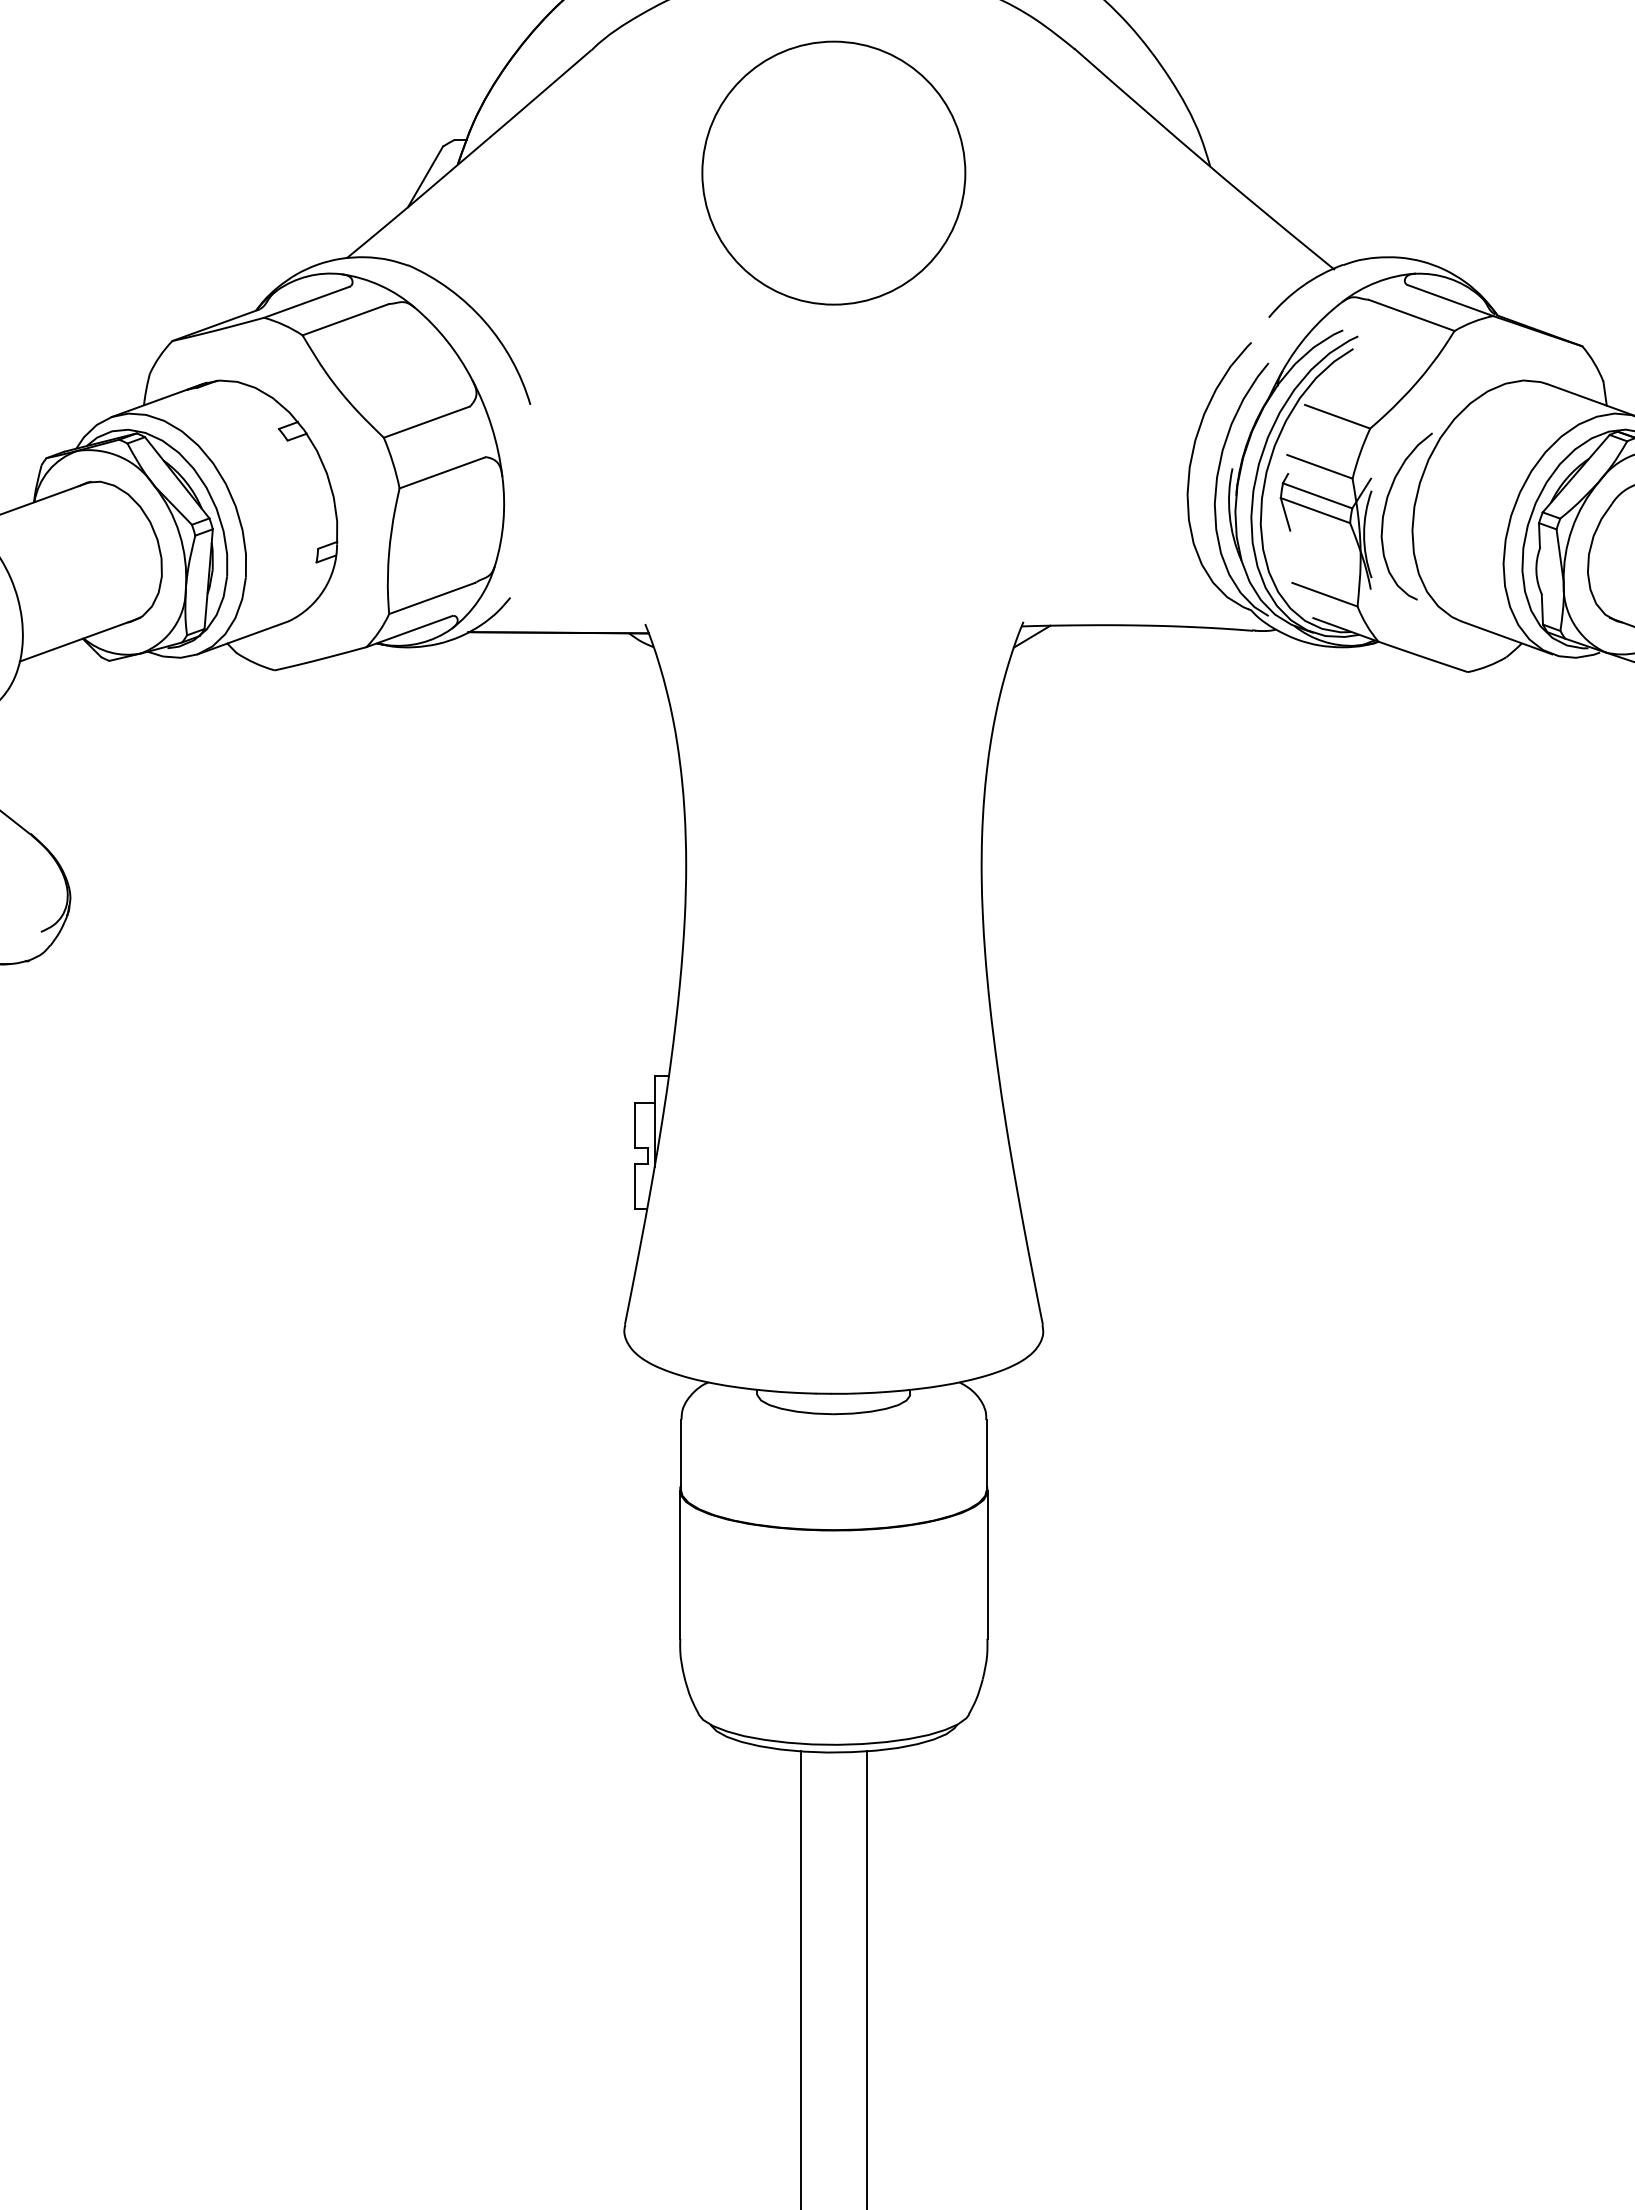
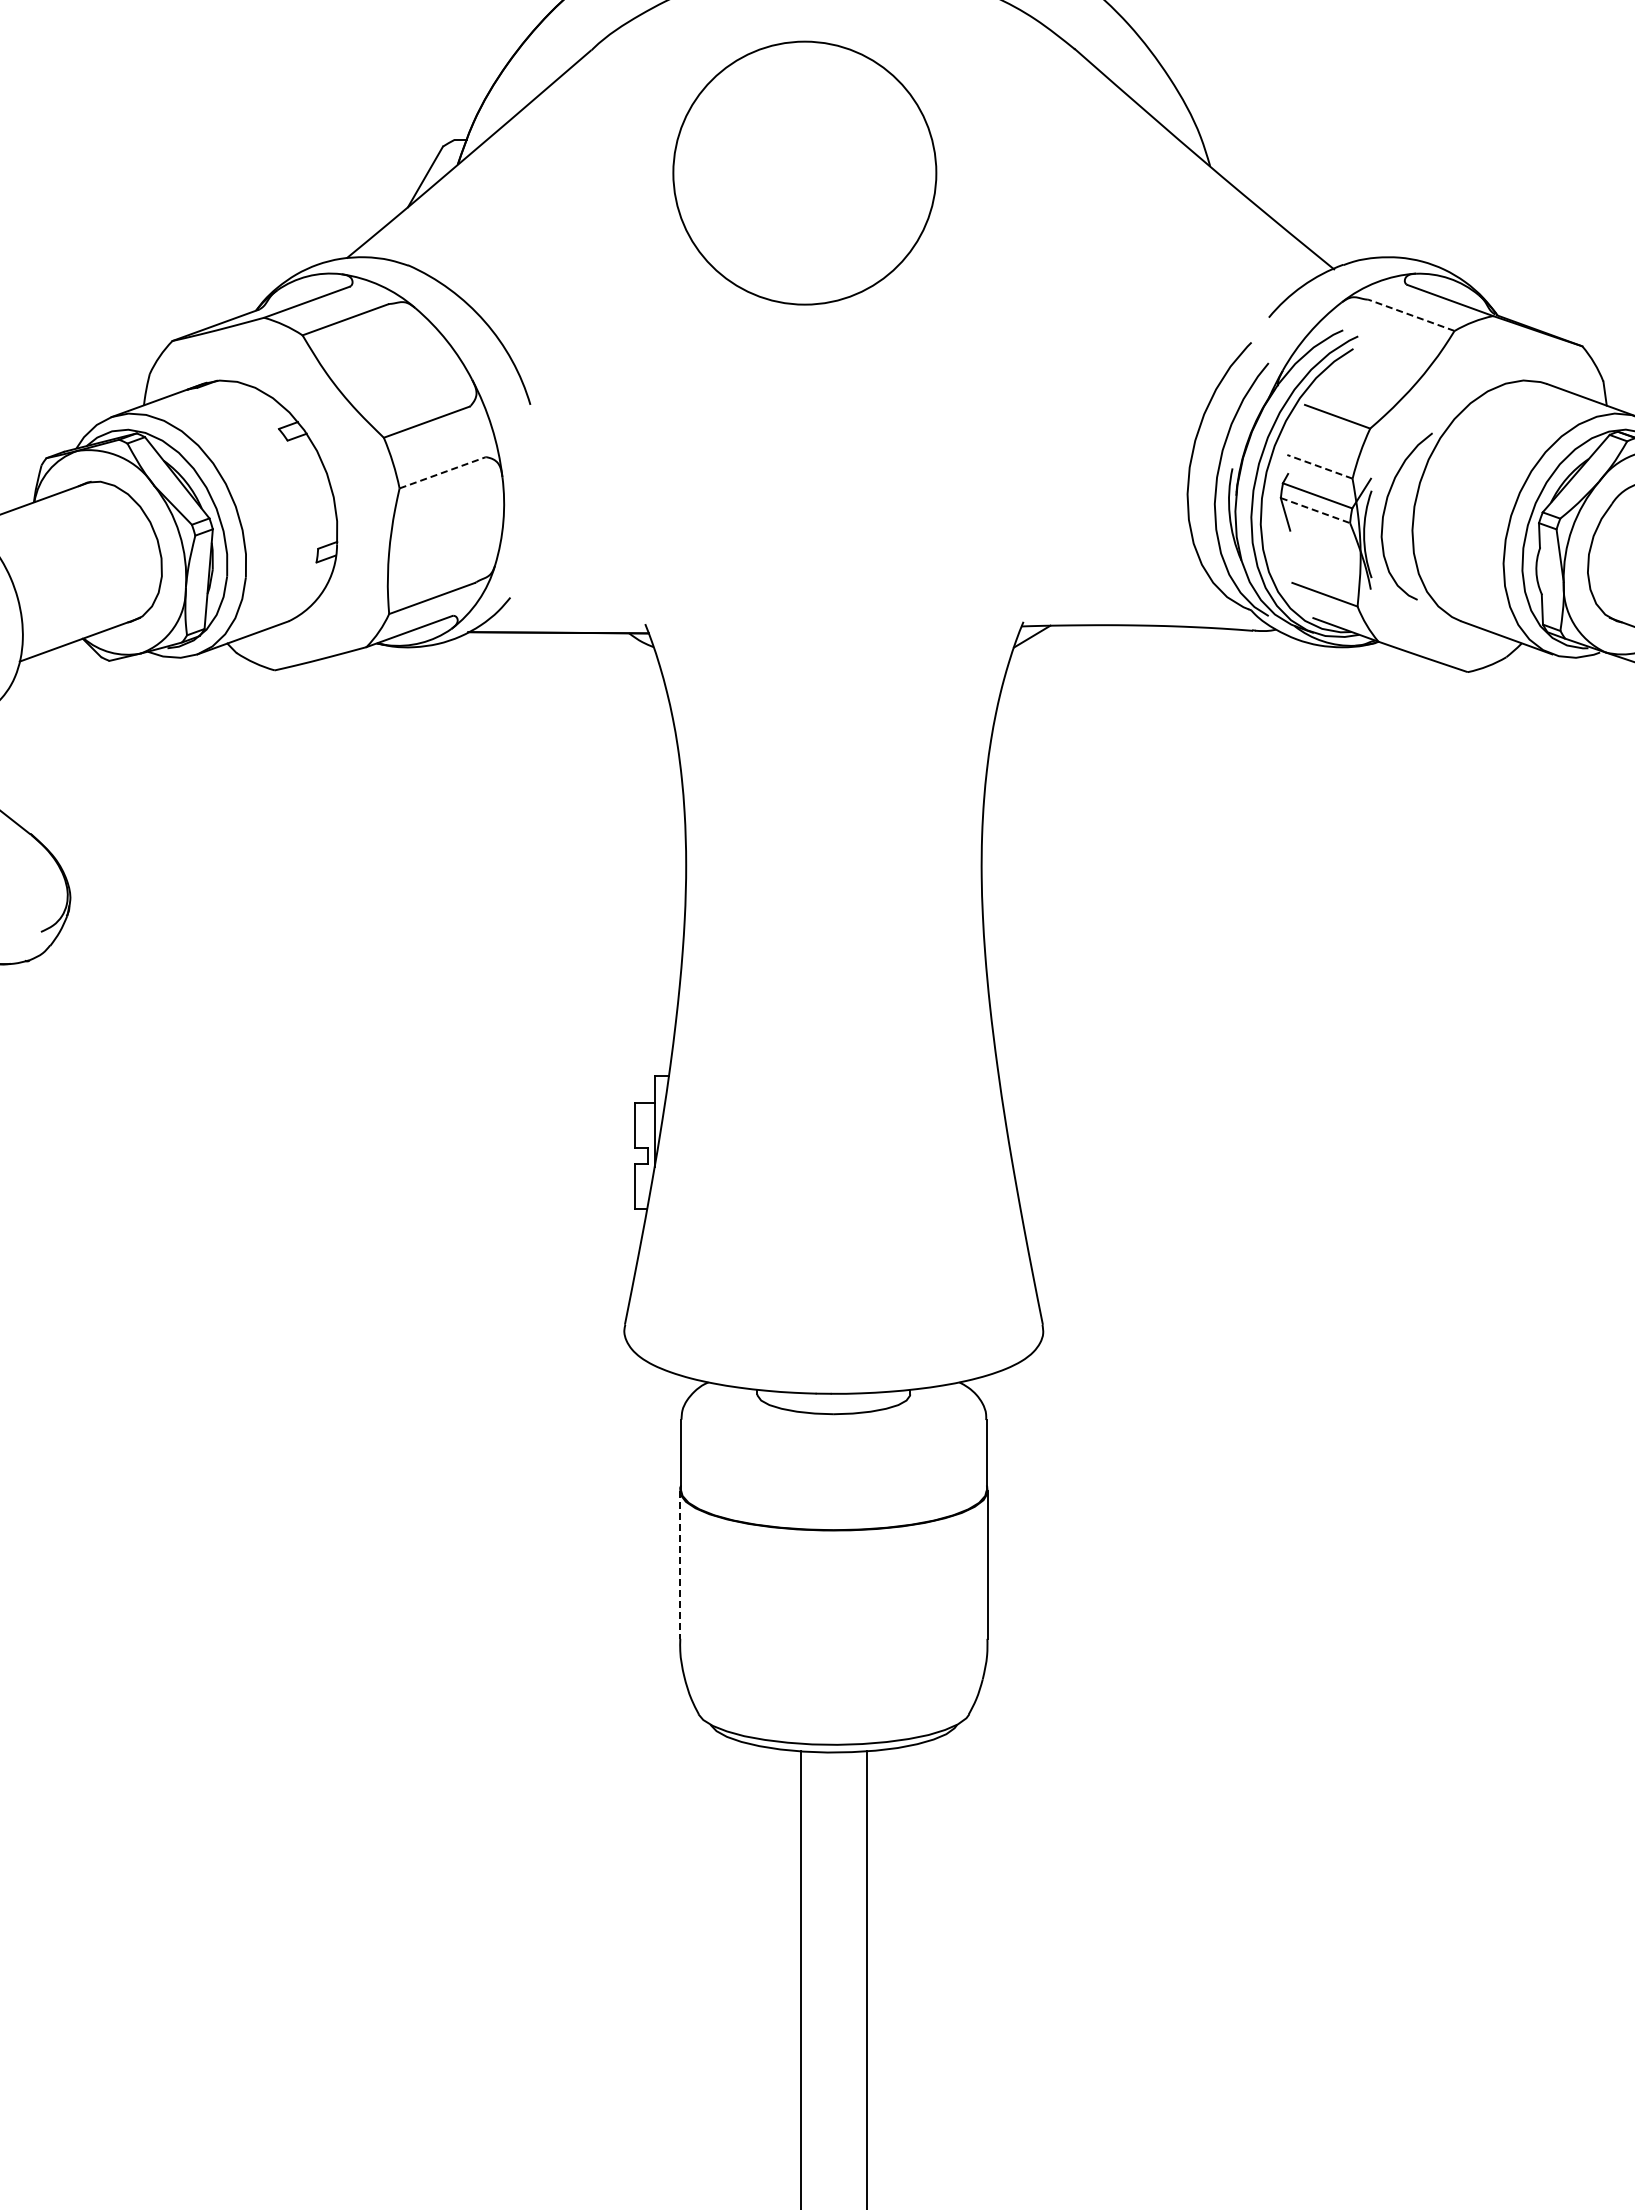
circle position: (833, 172) -> (804, 172) (804, 172)
line: solid -> dashed (1411, 315)
line: solid -> dashed (1319, 466)
line: solid -> dashed (442, 472)
line: solid -> dashed (1315, 510)
line: solid -> dashed (679, 1565)
